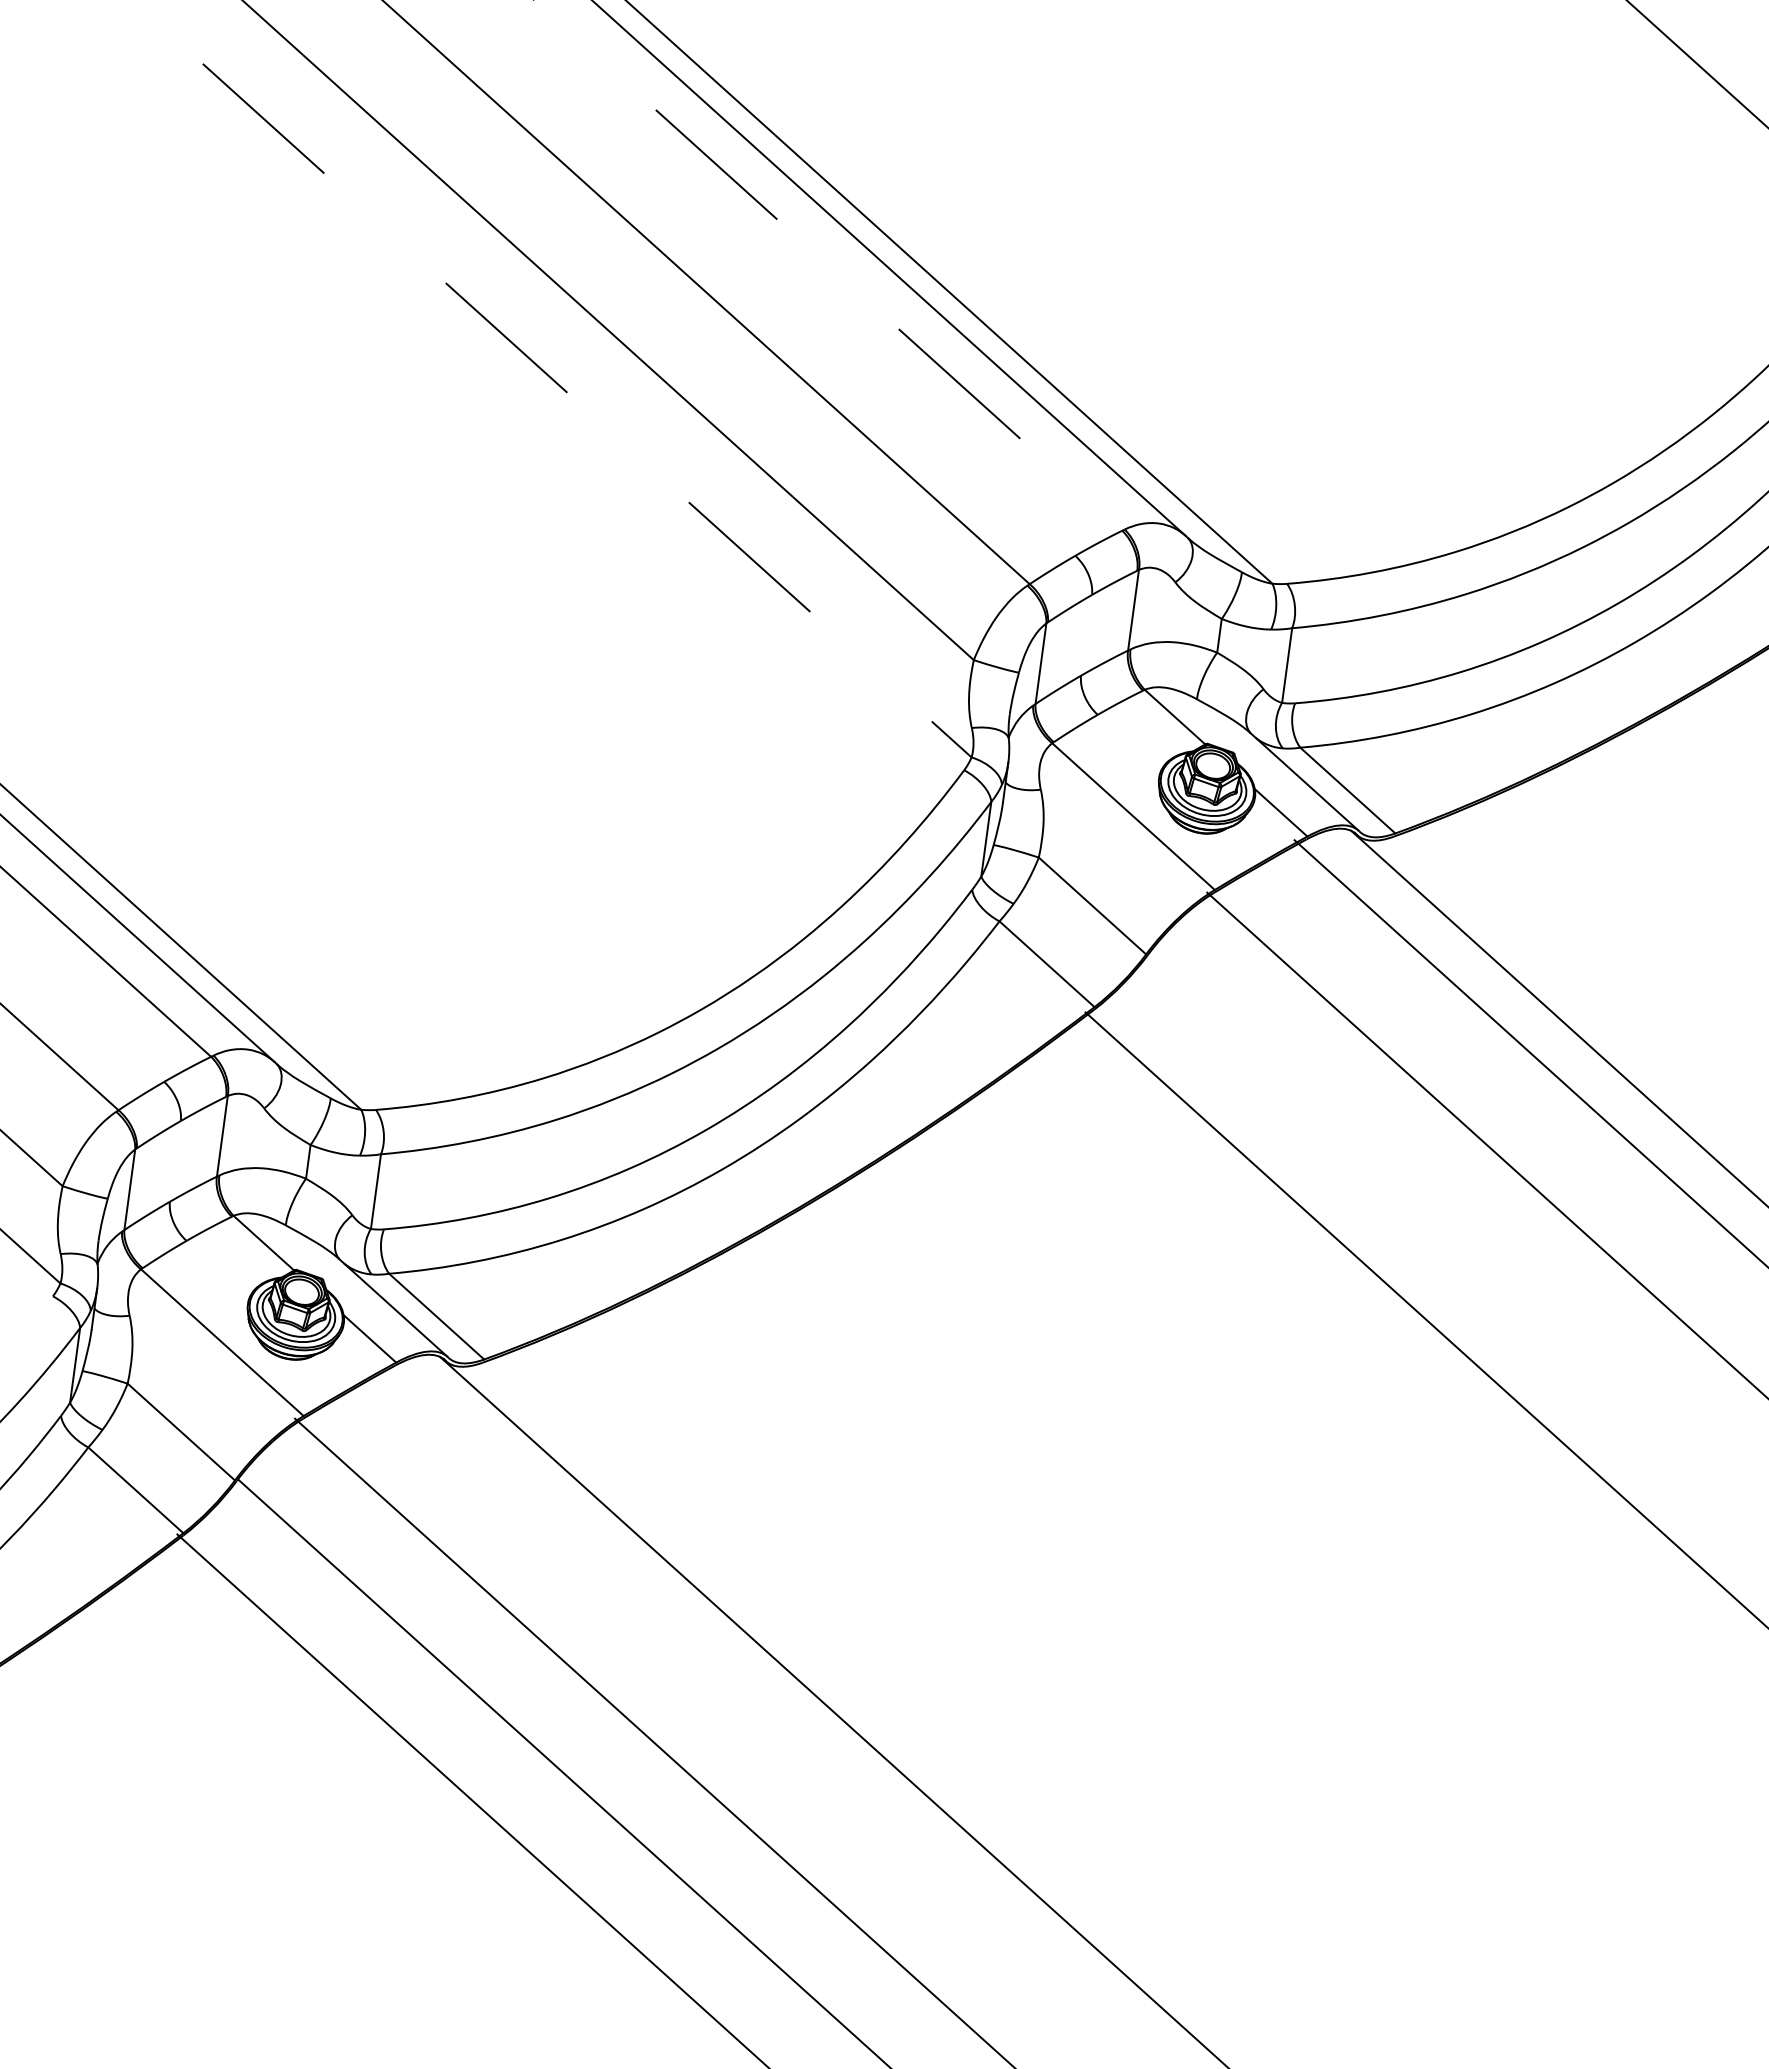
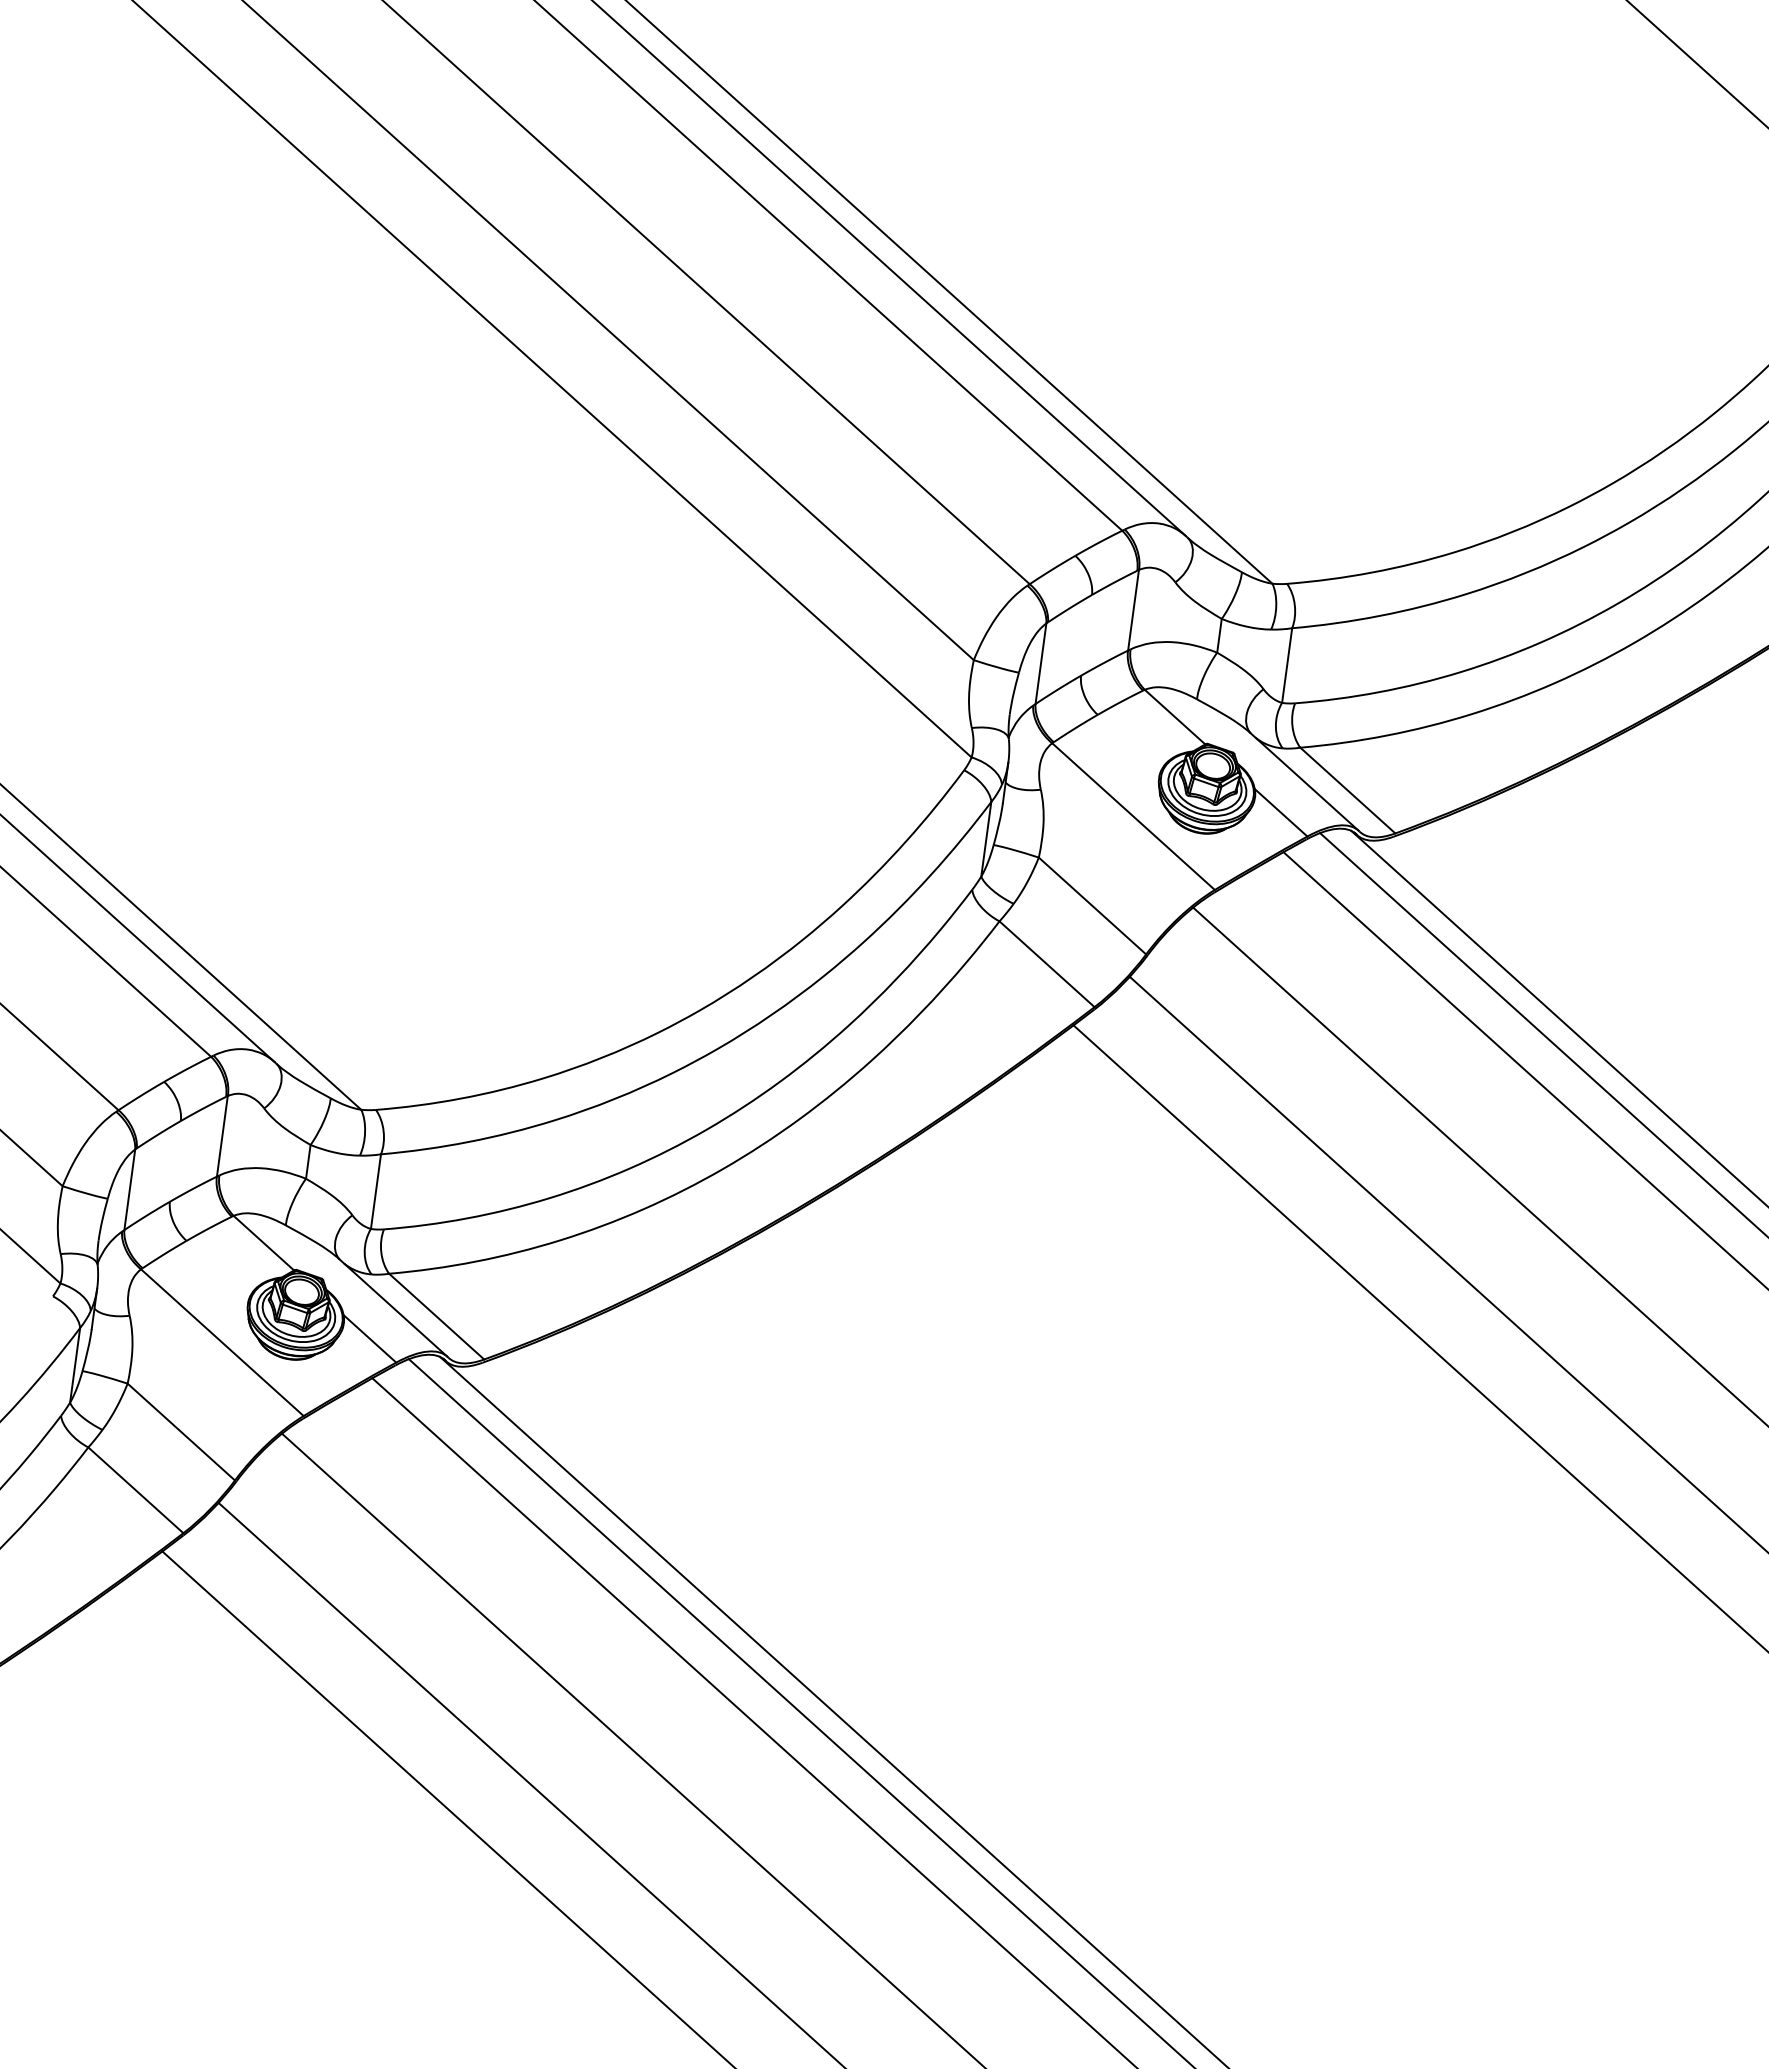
line: dashed -> solid (828, 265)
line: dashed -> solid (552, 379)
line: none -> present (1542, 1034)
line position: (1529, 1052) -> (1524, 1069) (1524, 1069)
line position: (1486, 1144) -> (1479, 1165) (1479, 1165)
line: none -> present (1447, 1263)
line position: (1425, 1318) -> (1419, 1337) (1419, 1337)
line: none -> present (799, 1712)
line: none -> present (753, 1721)
line position: (653, 1741) -> (632, 1749) (632, 1749)
line position: (562, 1772) -> (530, 1783) (530, 1783)
line position: (471, 1799) -> (447, 1808) (447, 1808)
